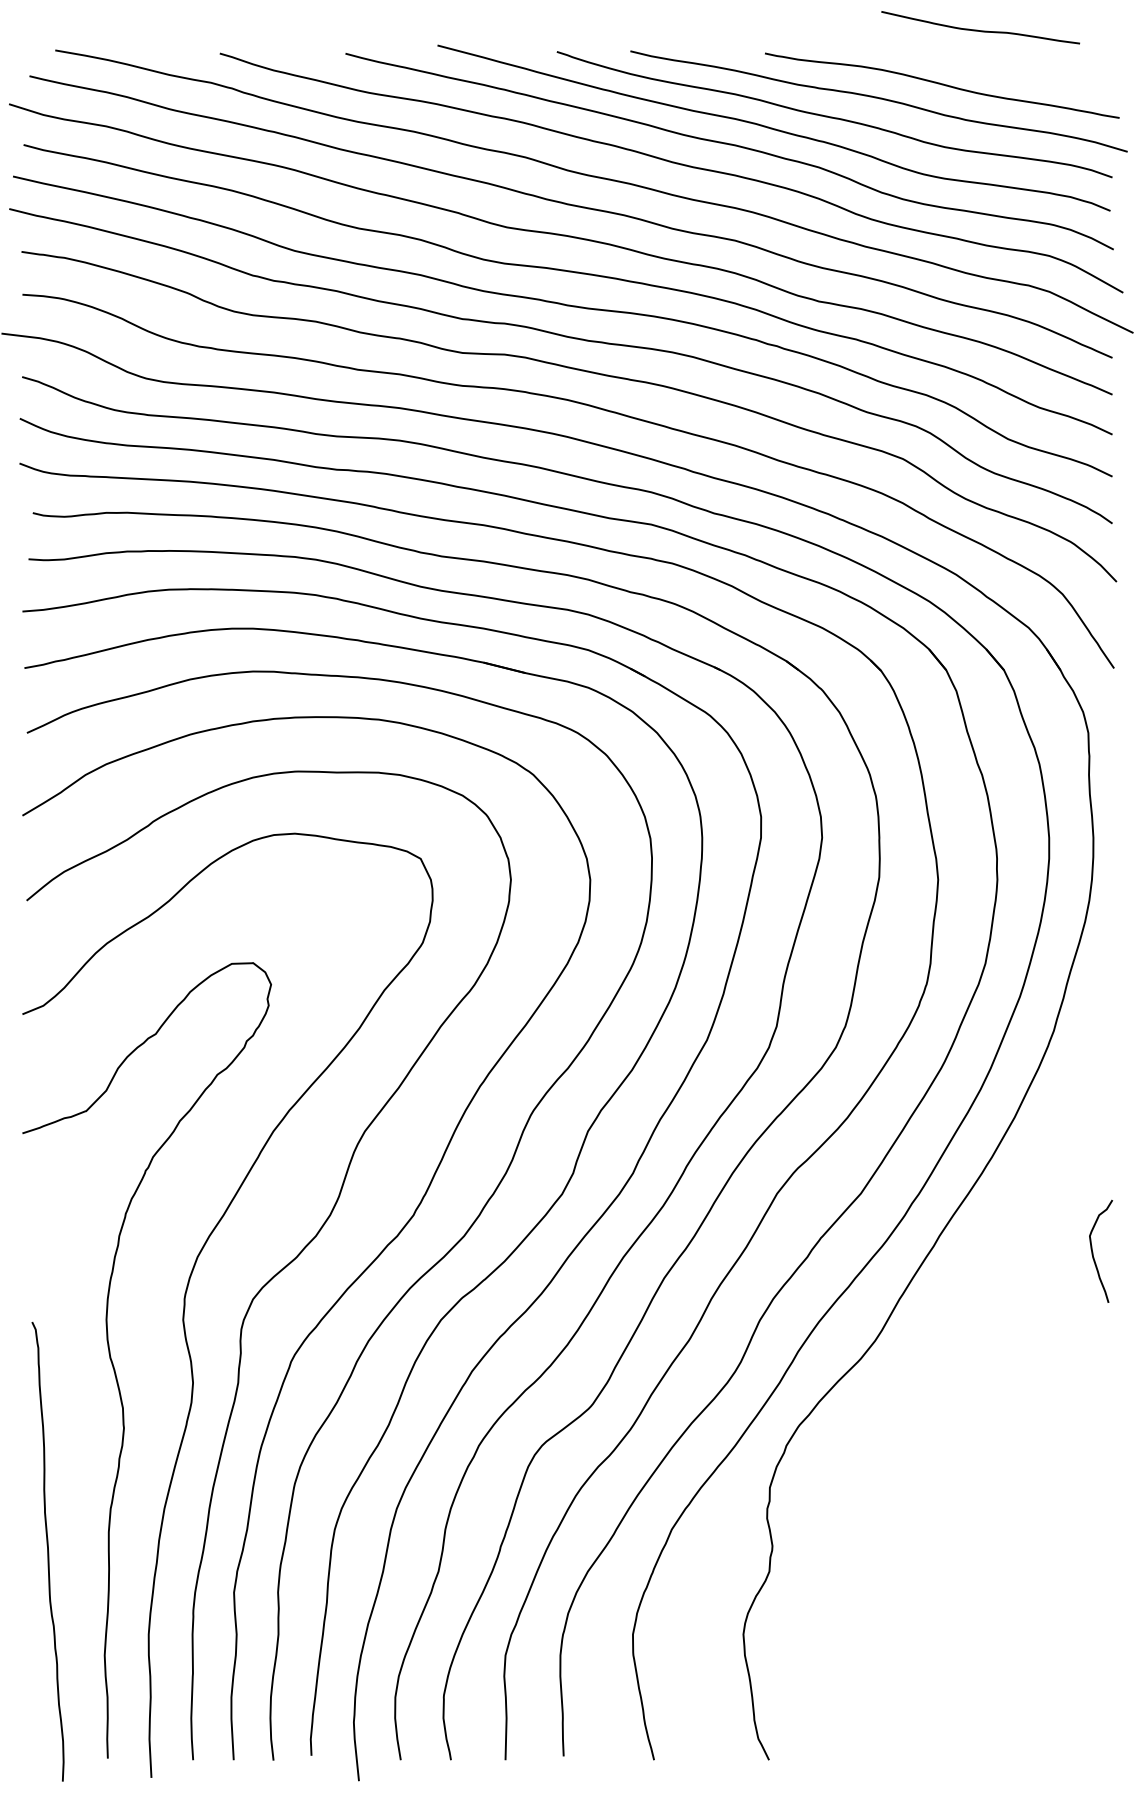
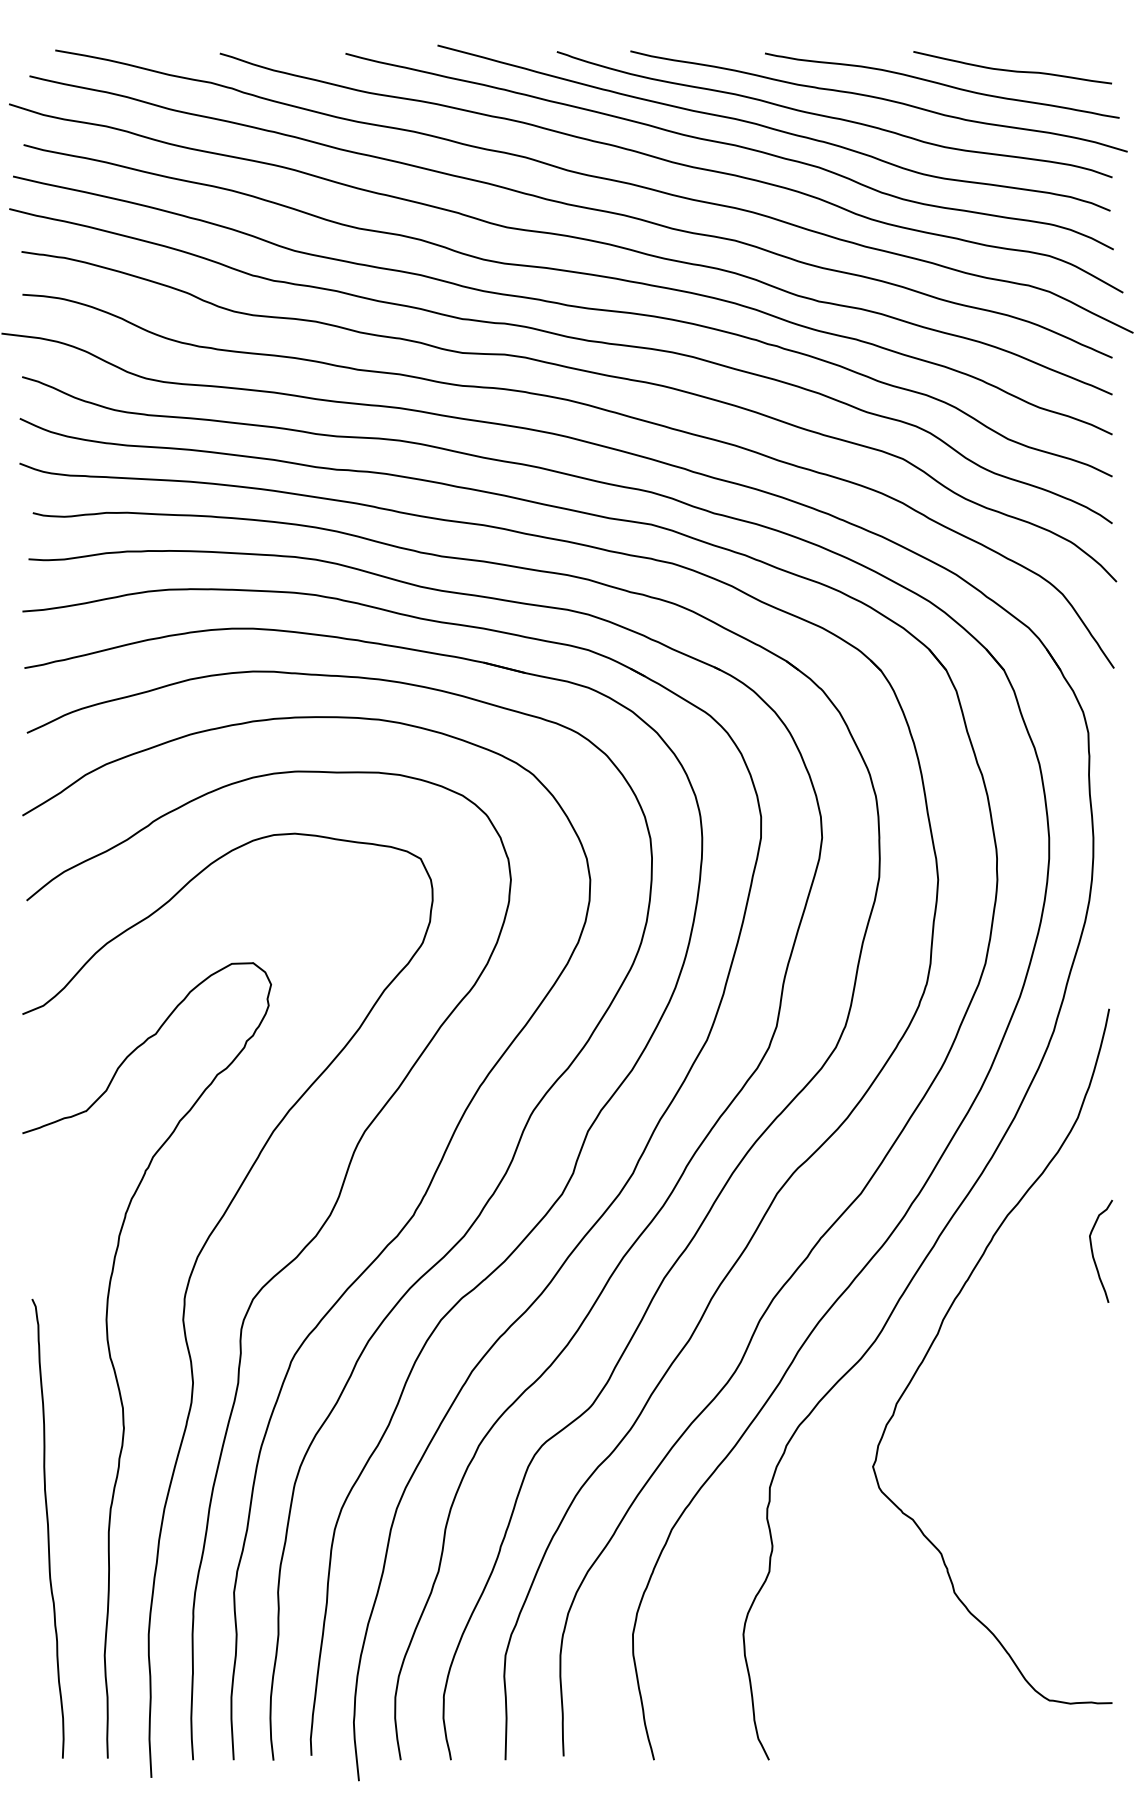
curve position: (980, 30) -> (1012, 70) (1012, 70)
curve: none -> present (940, 1330)
curve position: (47, 1551) -> (47, 1528) (47, 1528)
